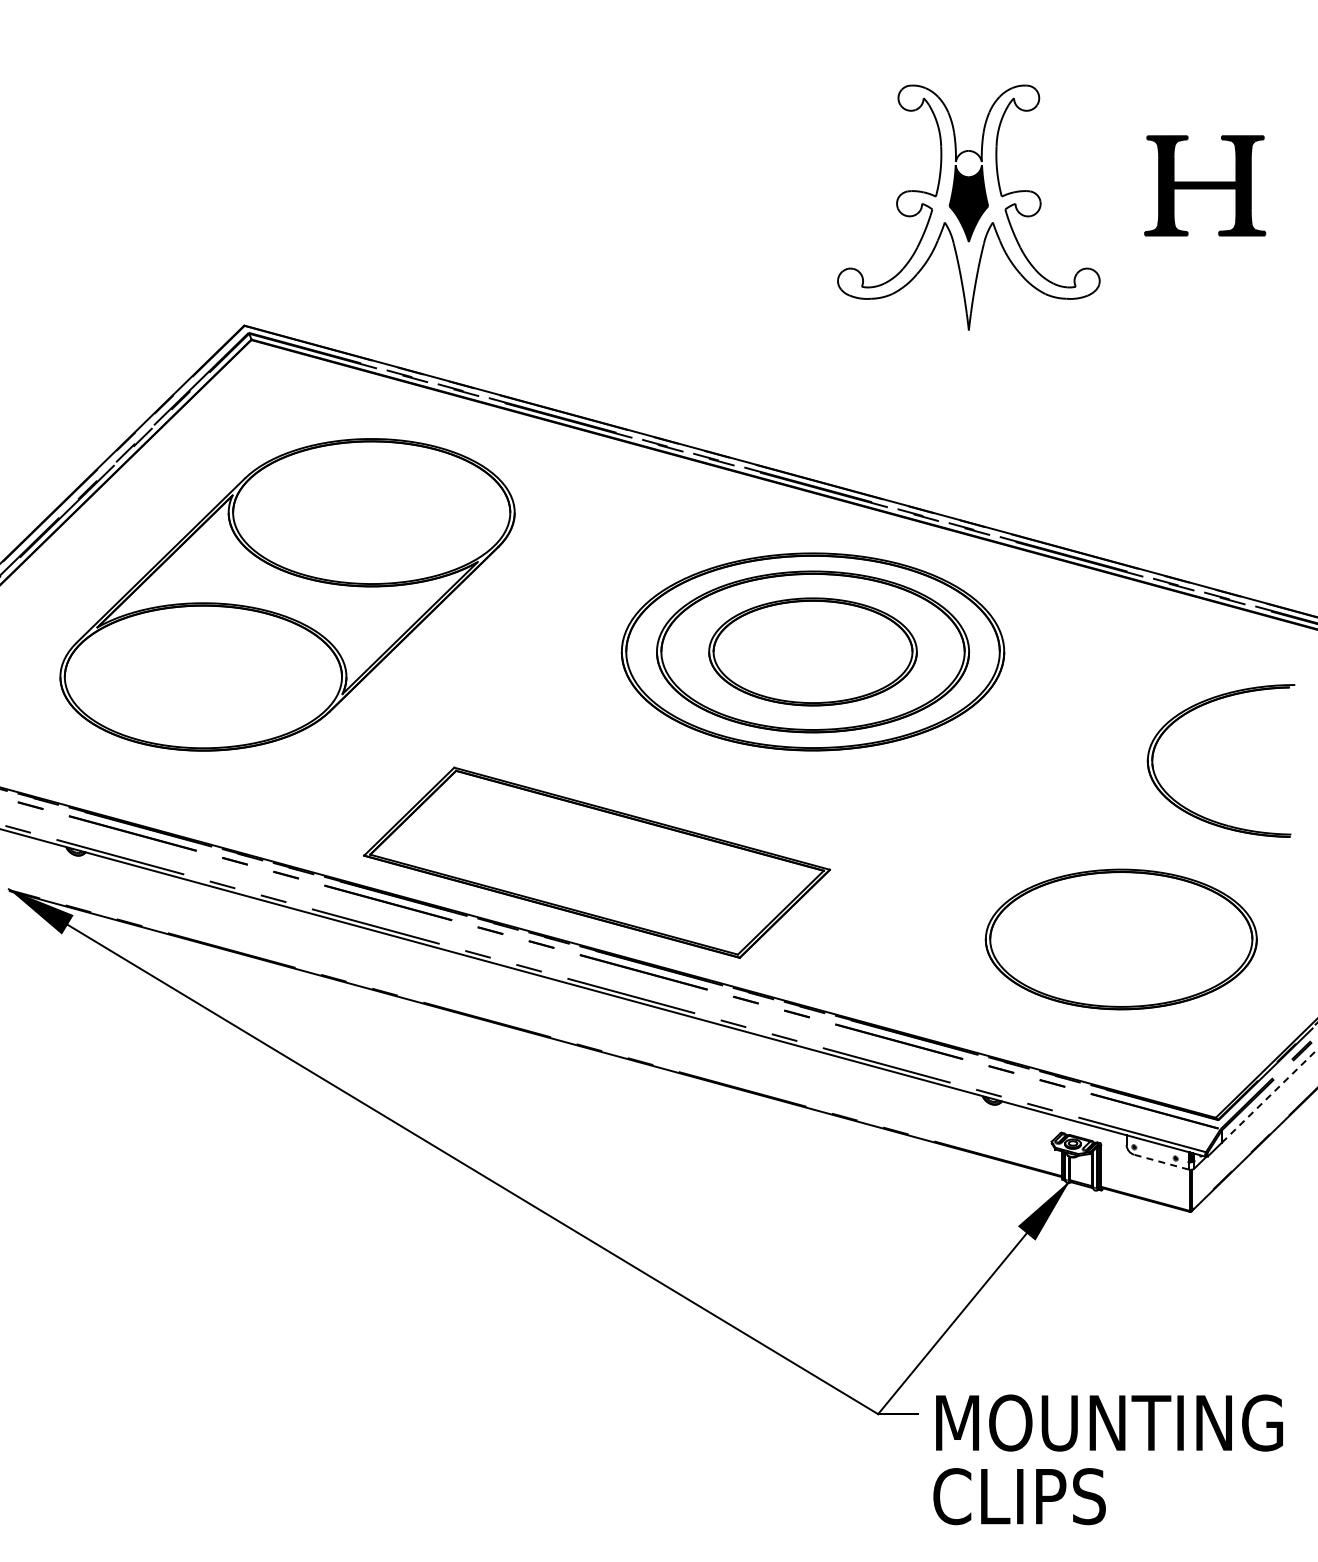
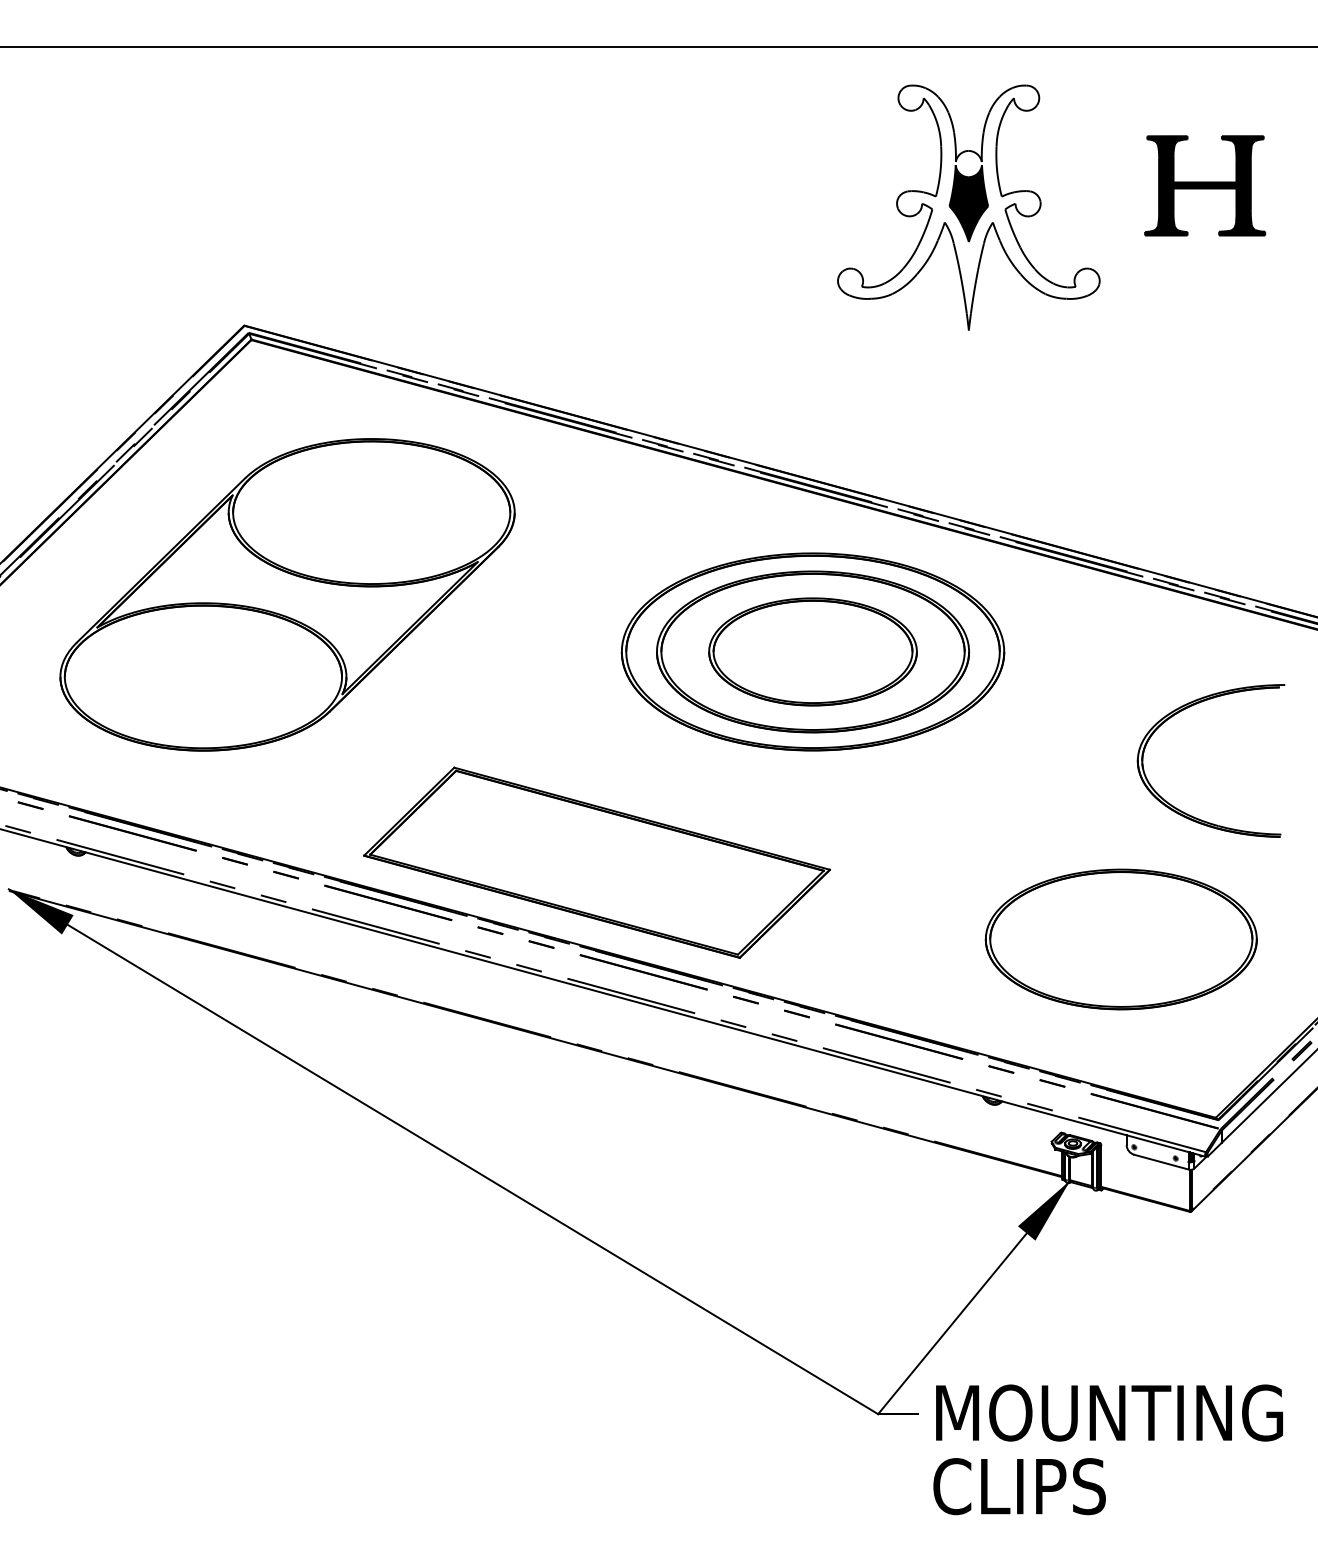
line: none -> present (658, 46)
part position: (1190, 712) -> (1180, 712) (1180, 712)
line: dashed -> solid (1269, 1095)
line: dashed -> solid (1161, 1162)
text position: (1107, 1459) -> (1107, 1449) (1107, 1449)
